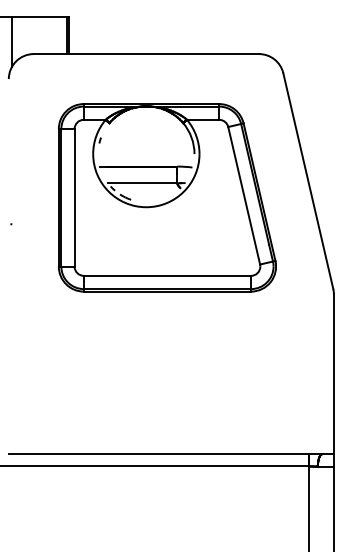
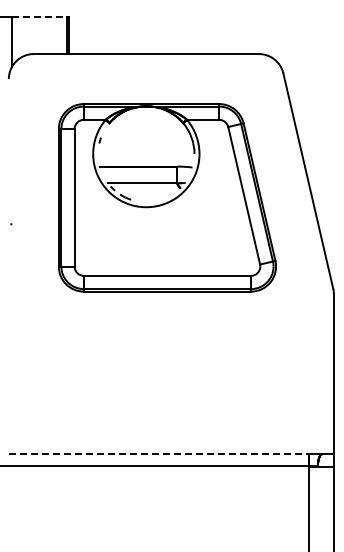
line: solid -> dashed (39, 16)
line: solid -> dashed (159, 454)
